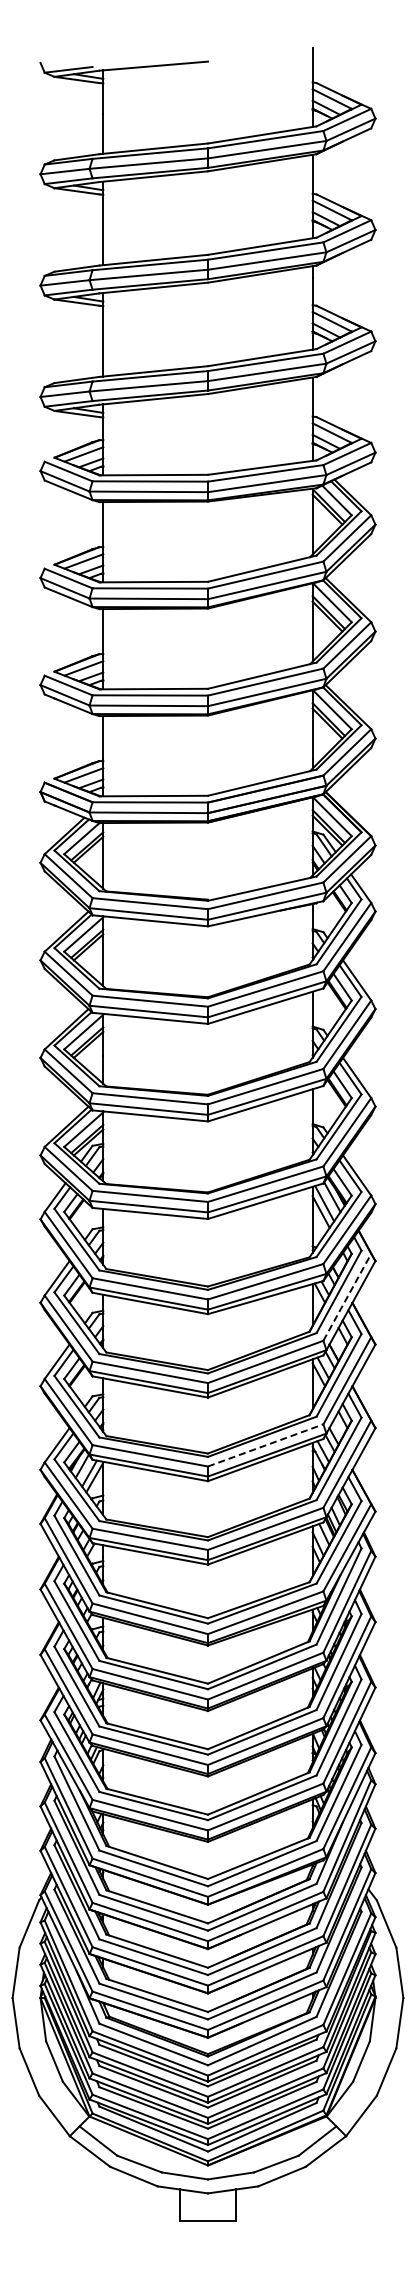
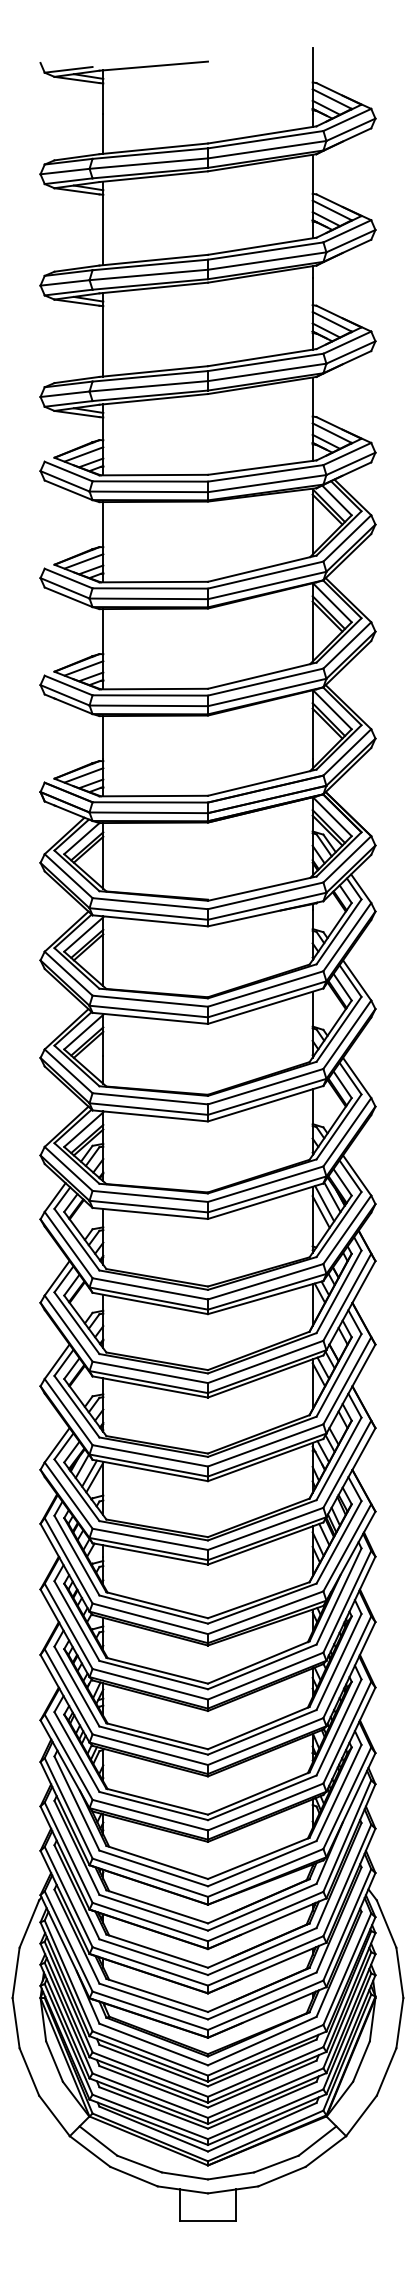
line: dashed -> solid (347, 1297)
line: dashed -> solid (266, 1445)
